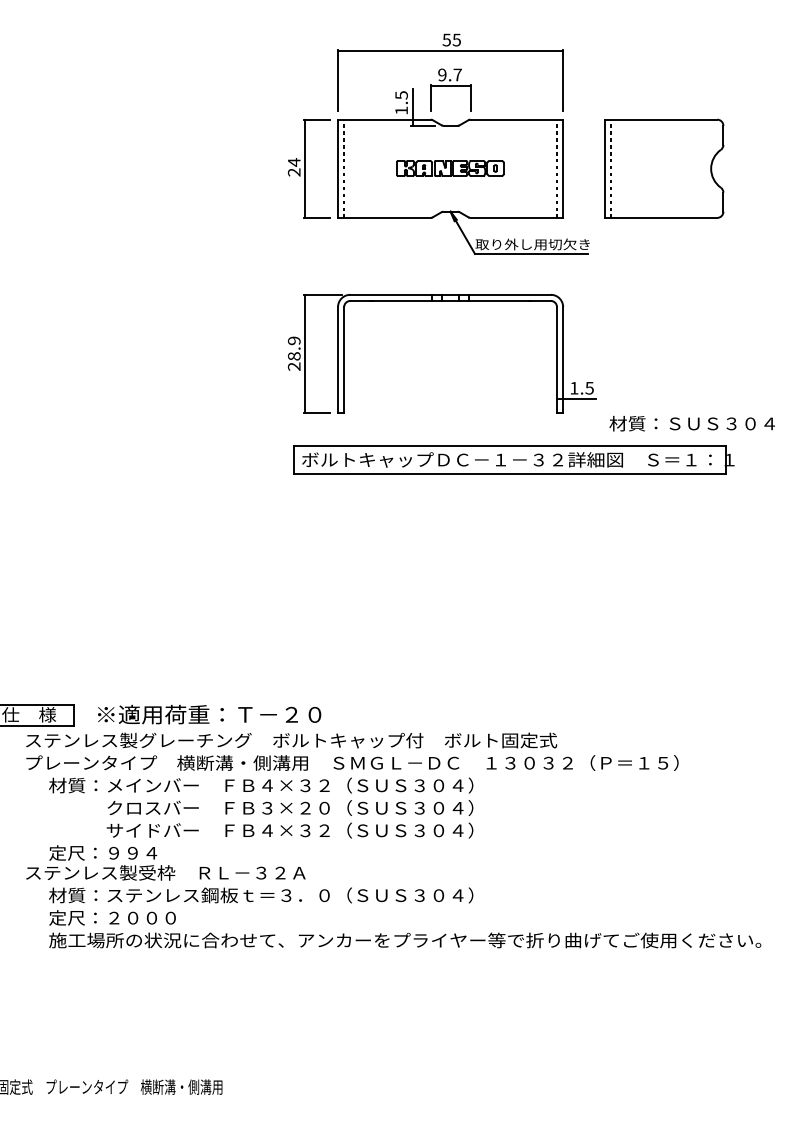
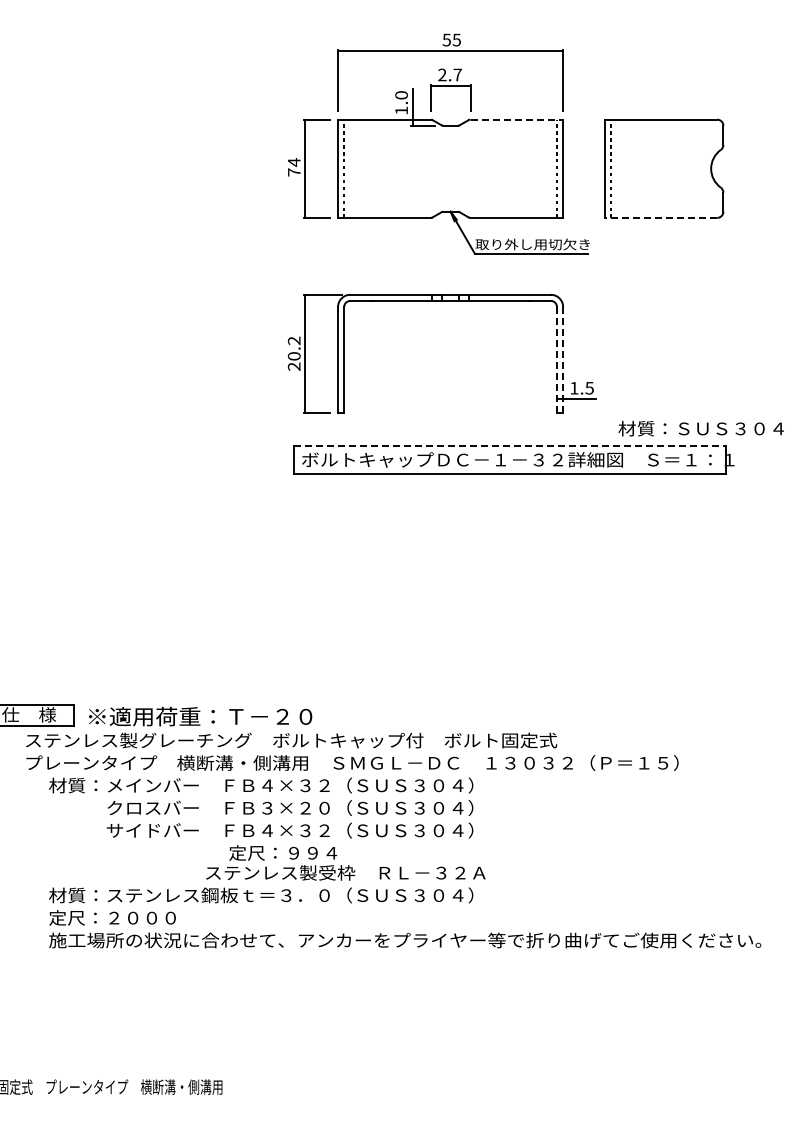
text: 9.7 -> 2.7 (442, 75)
text: 1.5 -> 1.0 (401, 95)
line: solid -> dashed (517, 119)
part: present -> none (450, 168)
text: 24 -> 74 (293, 172)
line: solid -> dashed (660, 217)
text: 28.9 -> 20.2 (294, 348)
line: solid -> dashed (557, 360)
line: solid -> dashed (563, 360)
text position: (691, 423) -> (700, 428) (700, 428)
line: solid -> dashed (510, 445)
text position: (209, 714) -> (200, 716) (200, 716)
text position: (165, 862) -> (345, 862) (345, 862)
